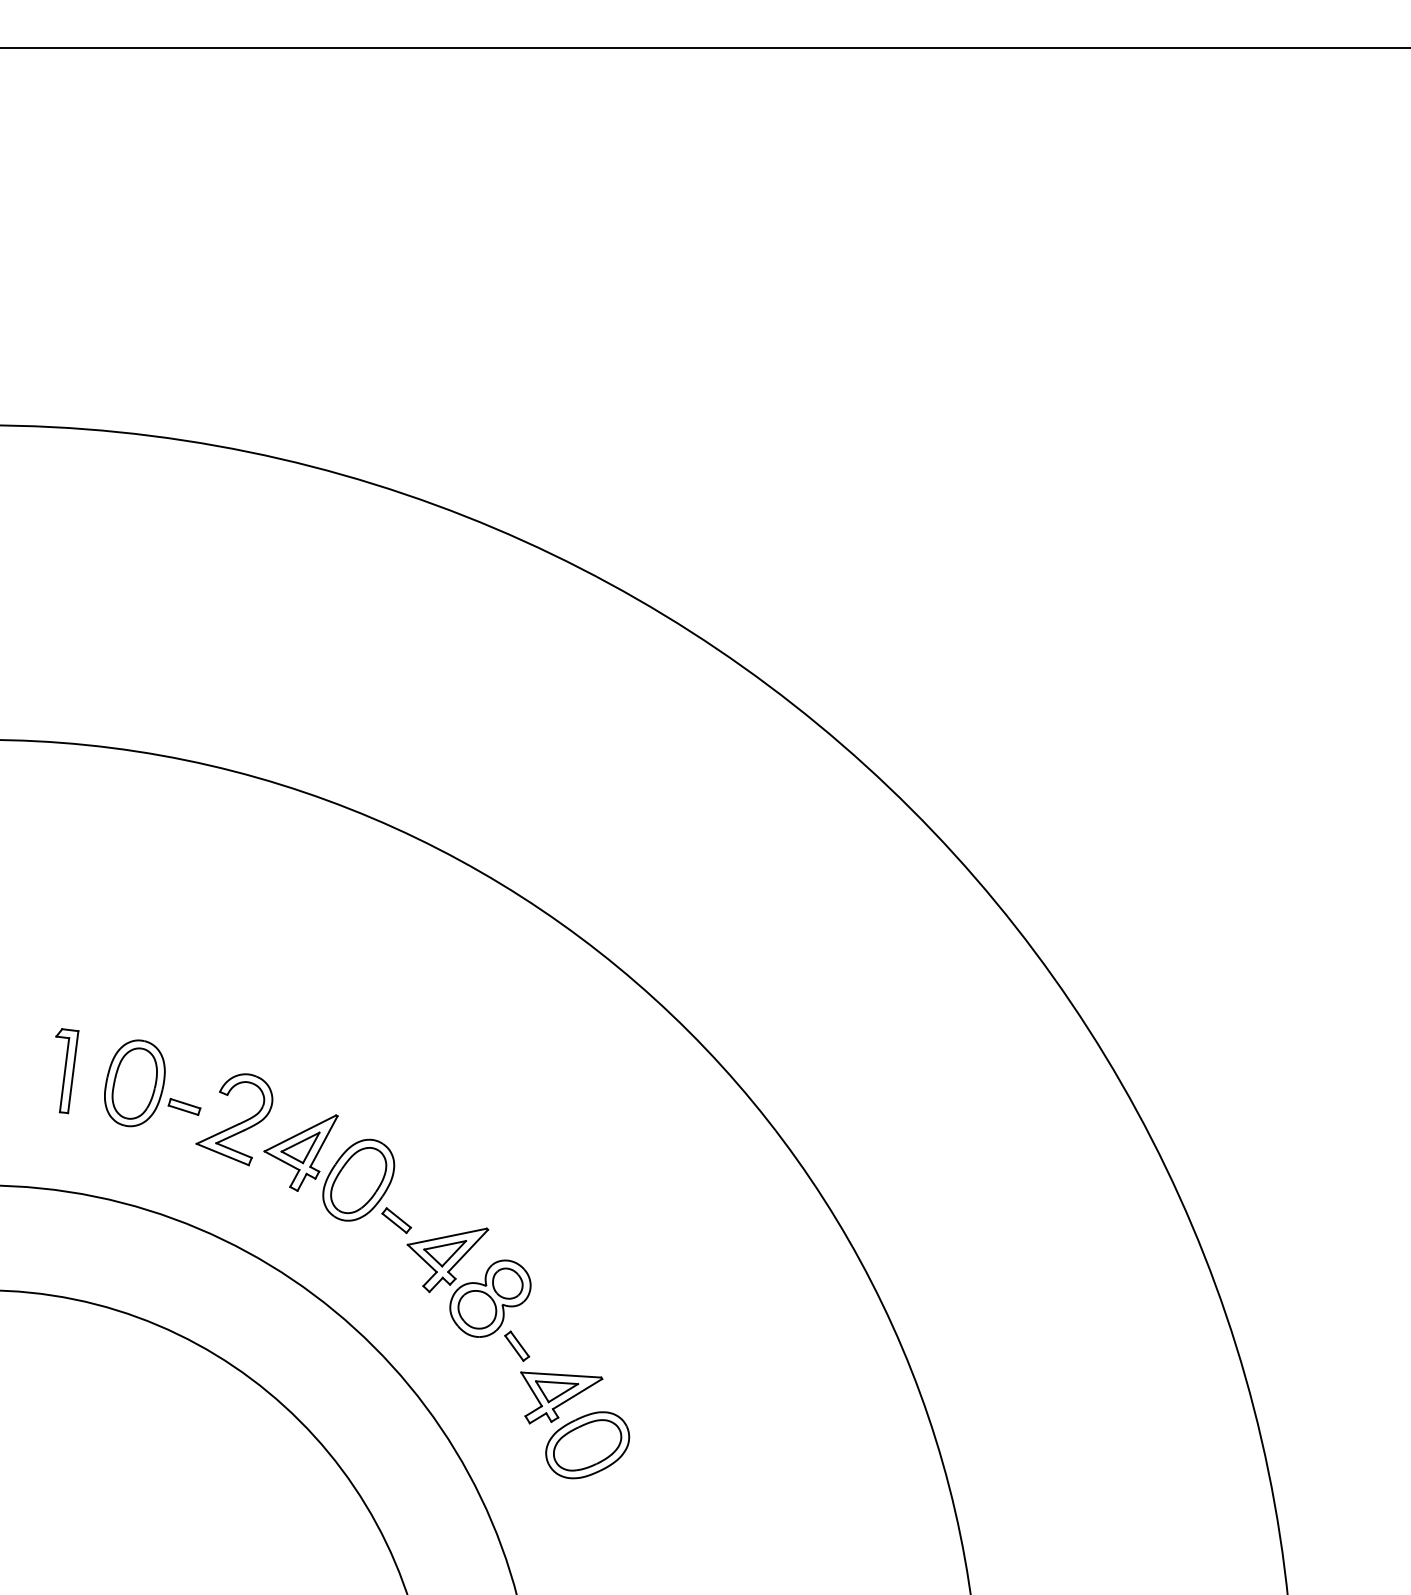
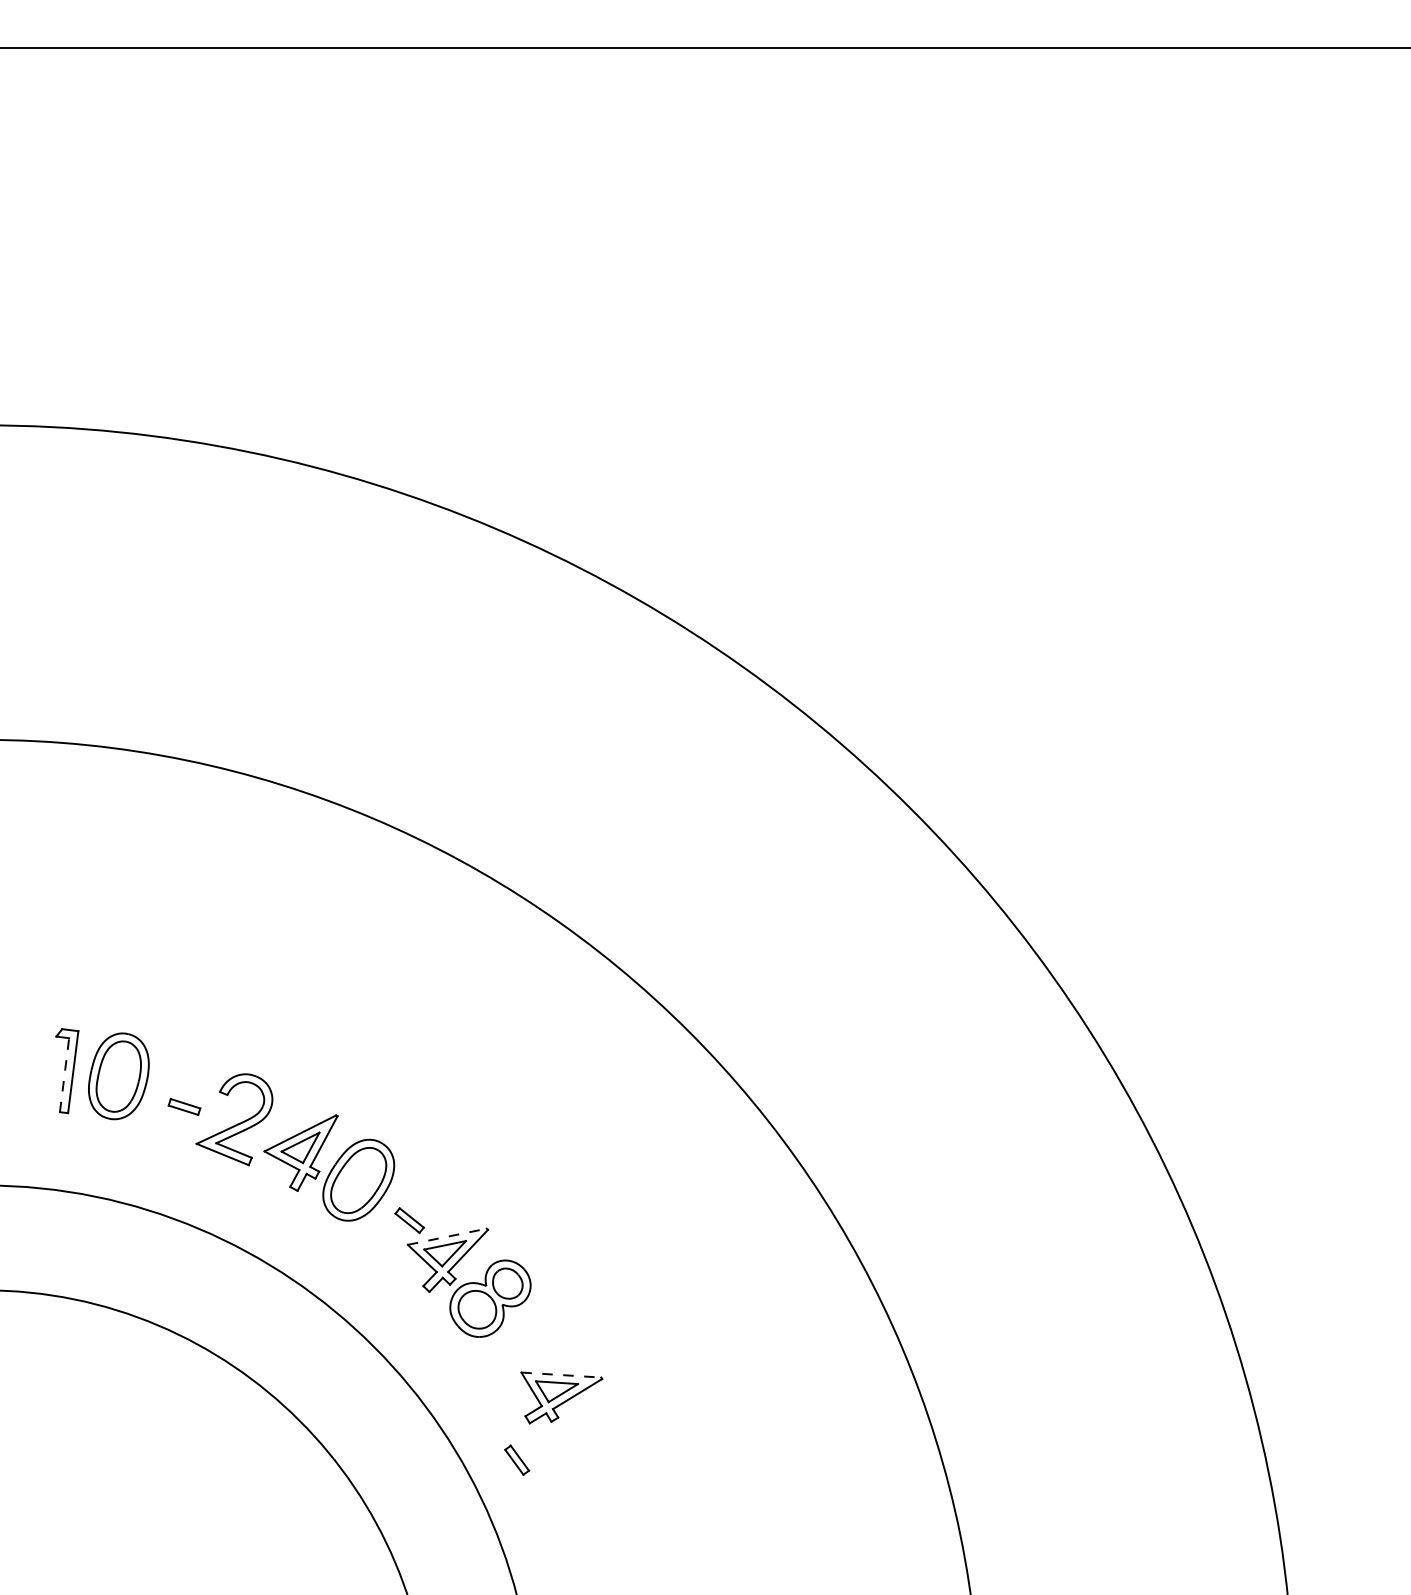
line: solid -> dashed (64, 1074)
part position: (134, 1083) -> (118, 1076) (118, 1076)
part position: (396, 1220) -> (409, 1220) (409, 1220)
line: solid -> dashed (447, 1236)
part position: (517, 1345) -> (517, 1459) (517, 1459)
line: solid -> dashed (561, 1375)
part: present -> none (587, 1445)
